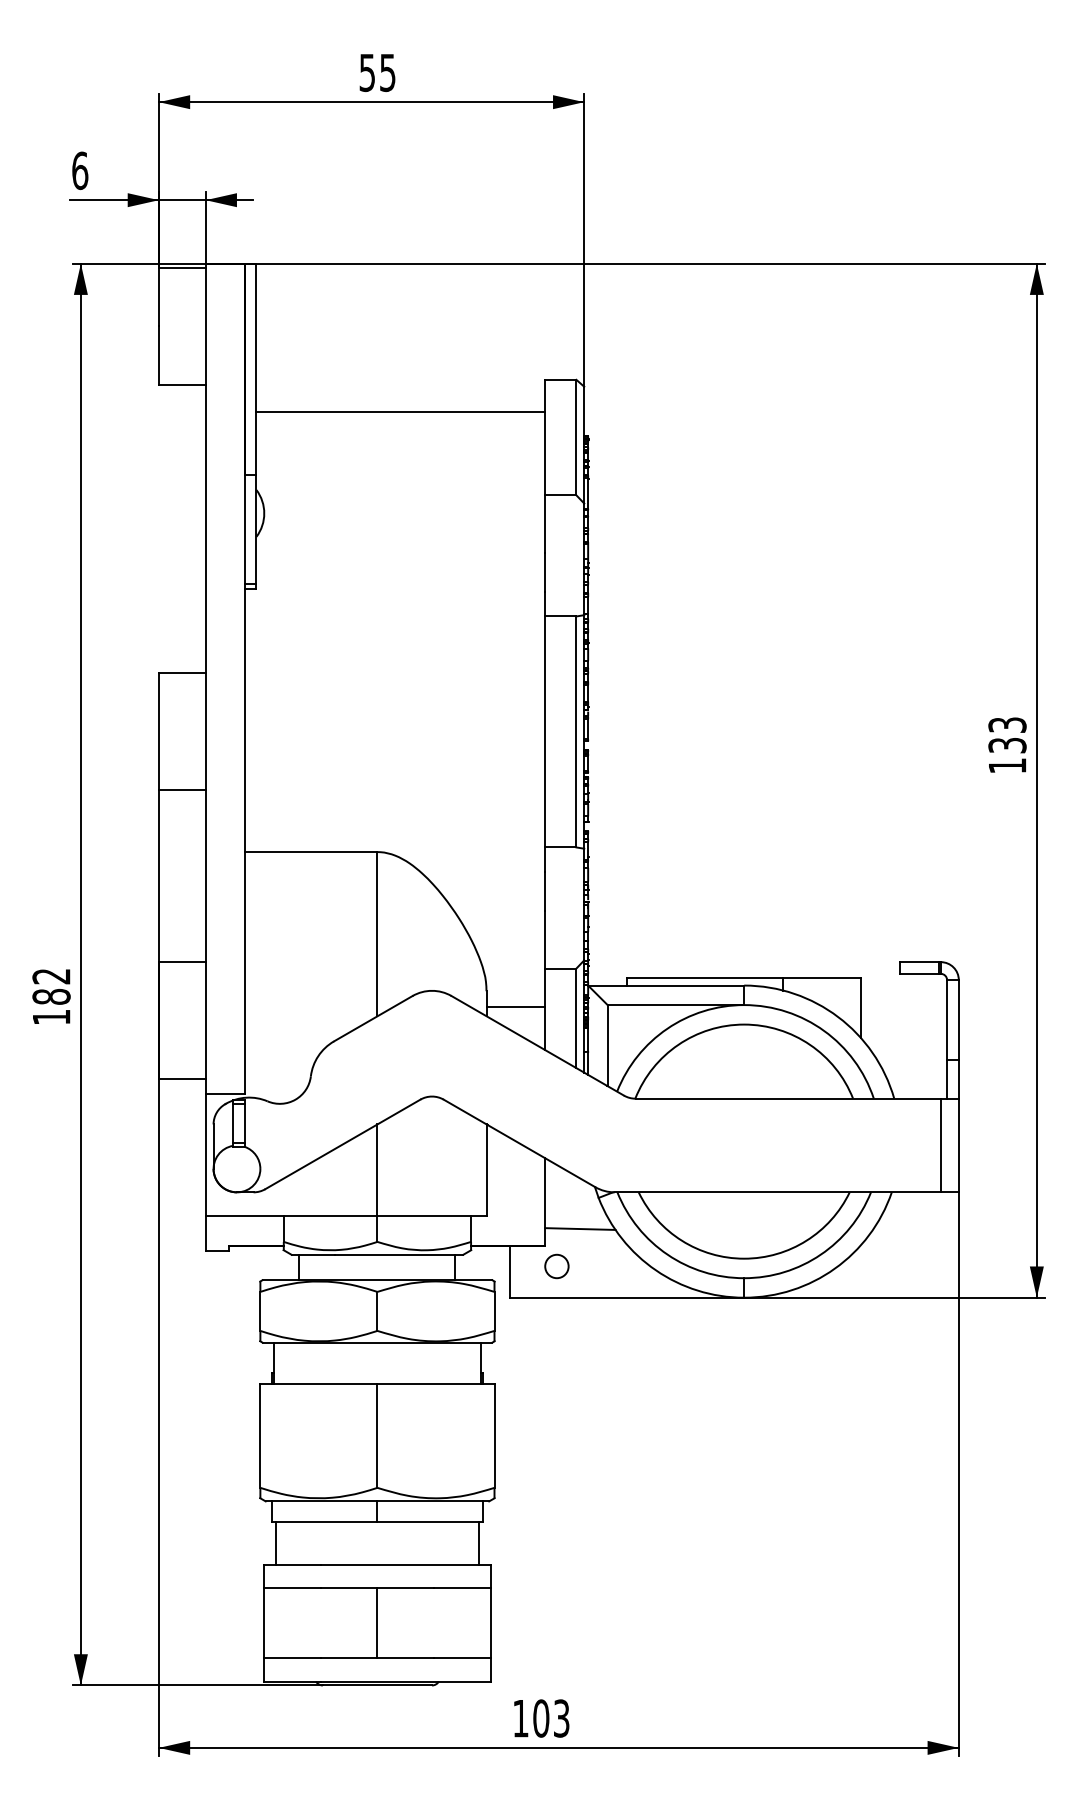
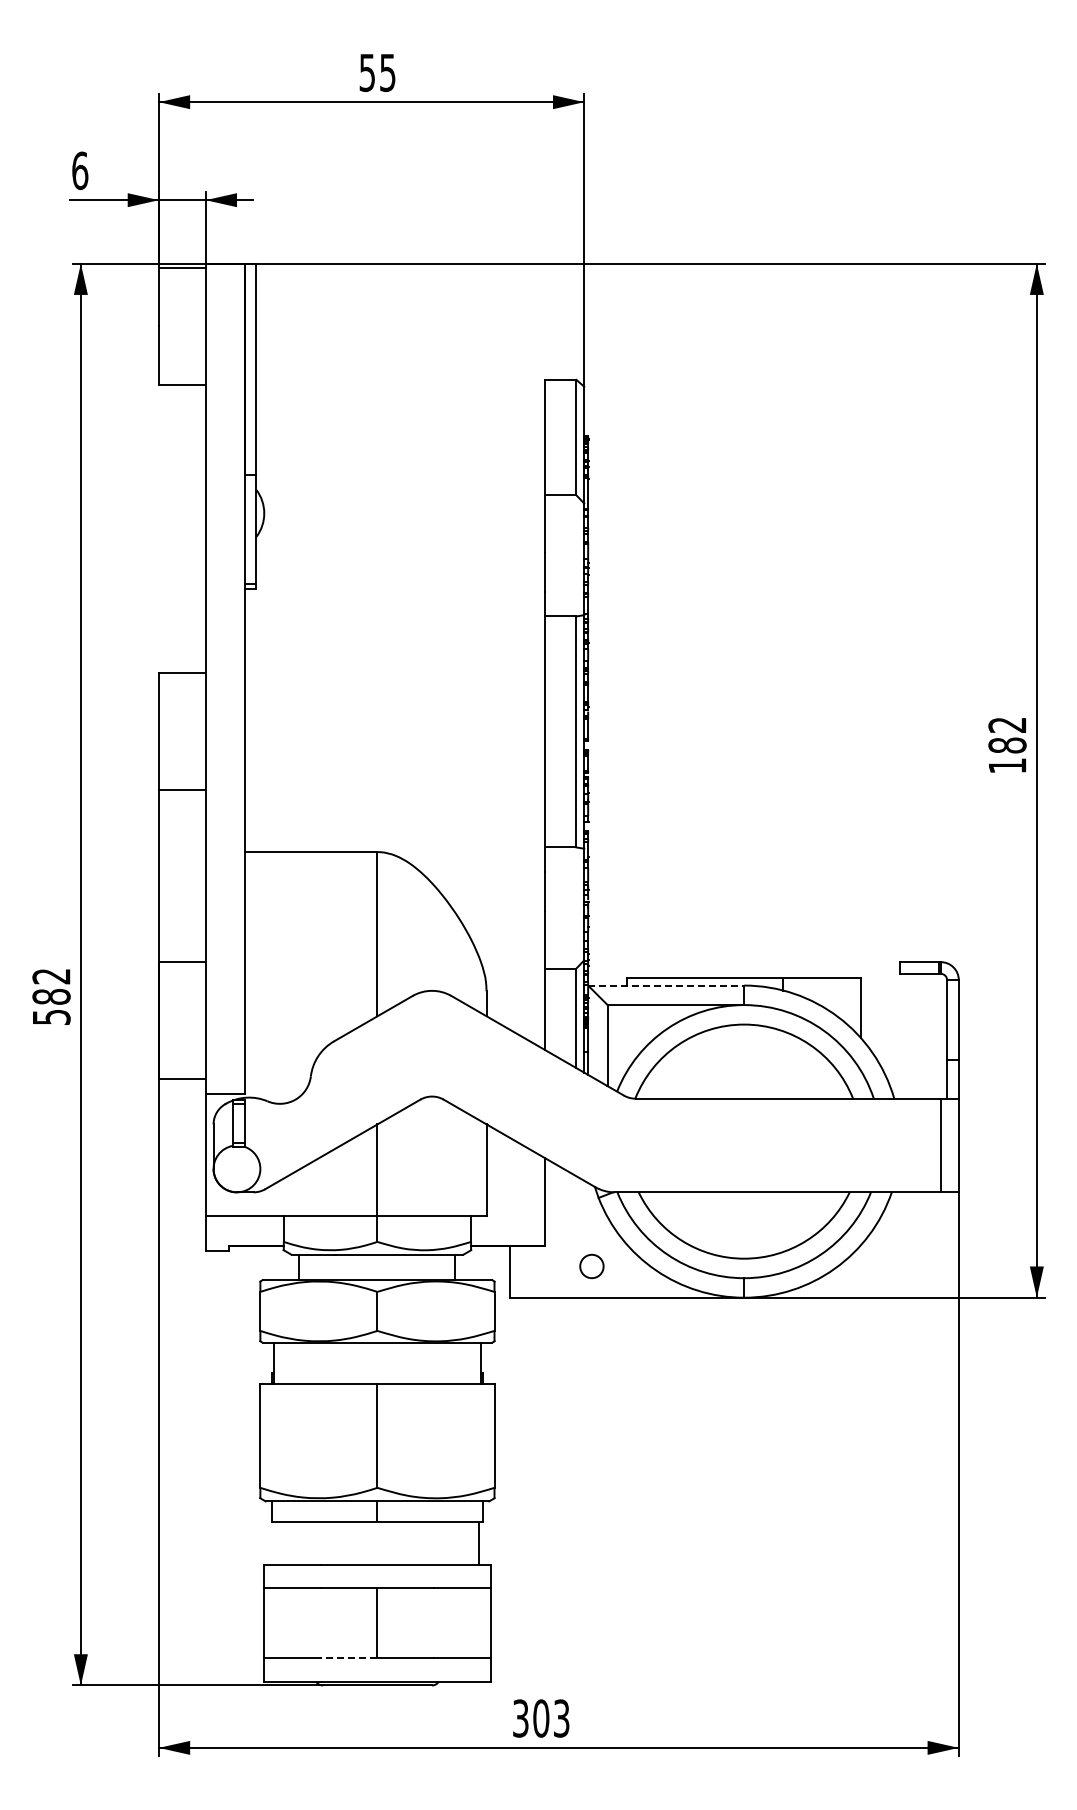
line: present -> none (400, 412)
text: 133 -> 182 (1007, 735)
line: solid -> dashed (666, 985)
line: present -> none (515, 1006)
text: 182 -> 582 (51, 1017)
line: present -> none (580, 1228)
circle position: (556, 1266) -> (591, 1266) (591, 1266)
line: present -> none (276, 1542)
line: solid -> dashed (348, 1658)
text: 103 -> 303 (520, 1718)
